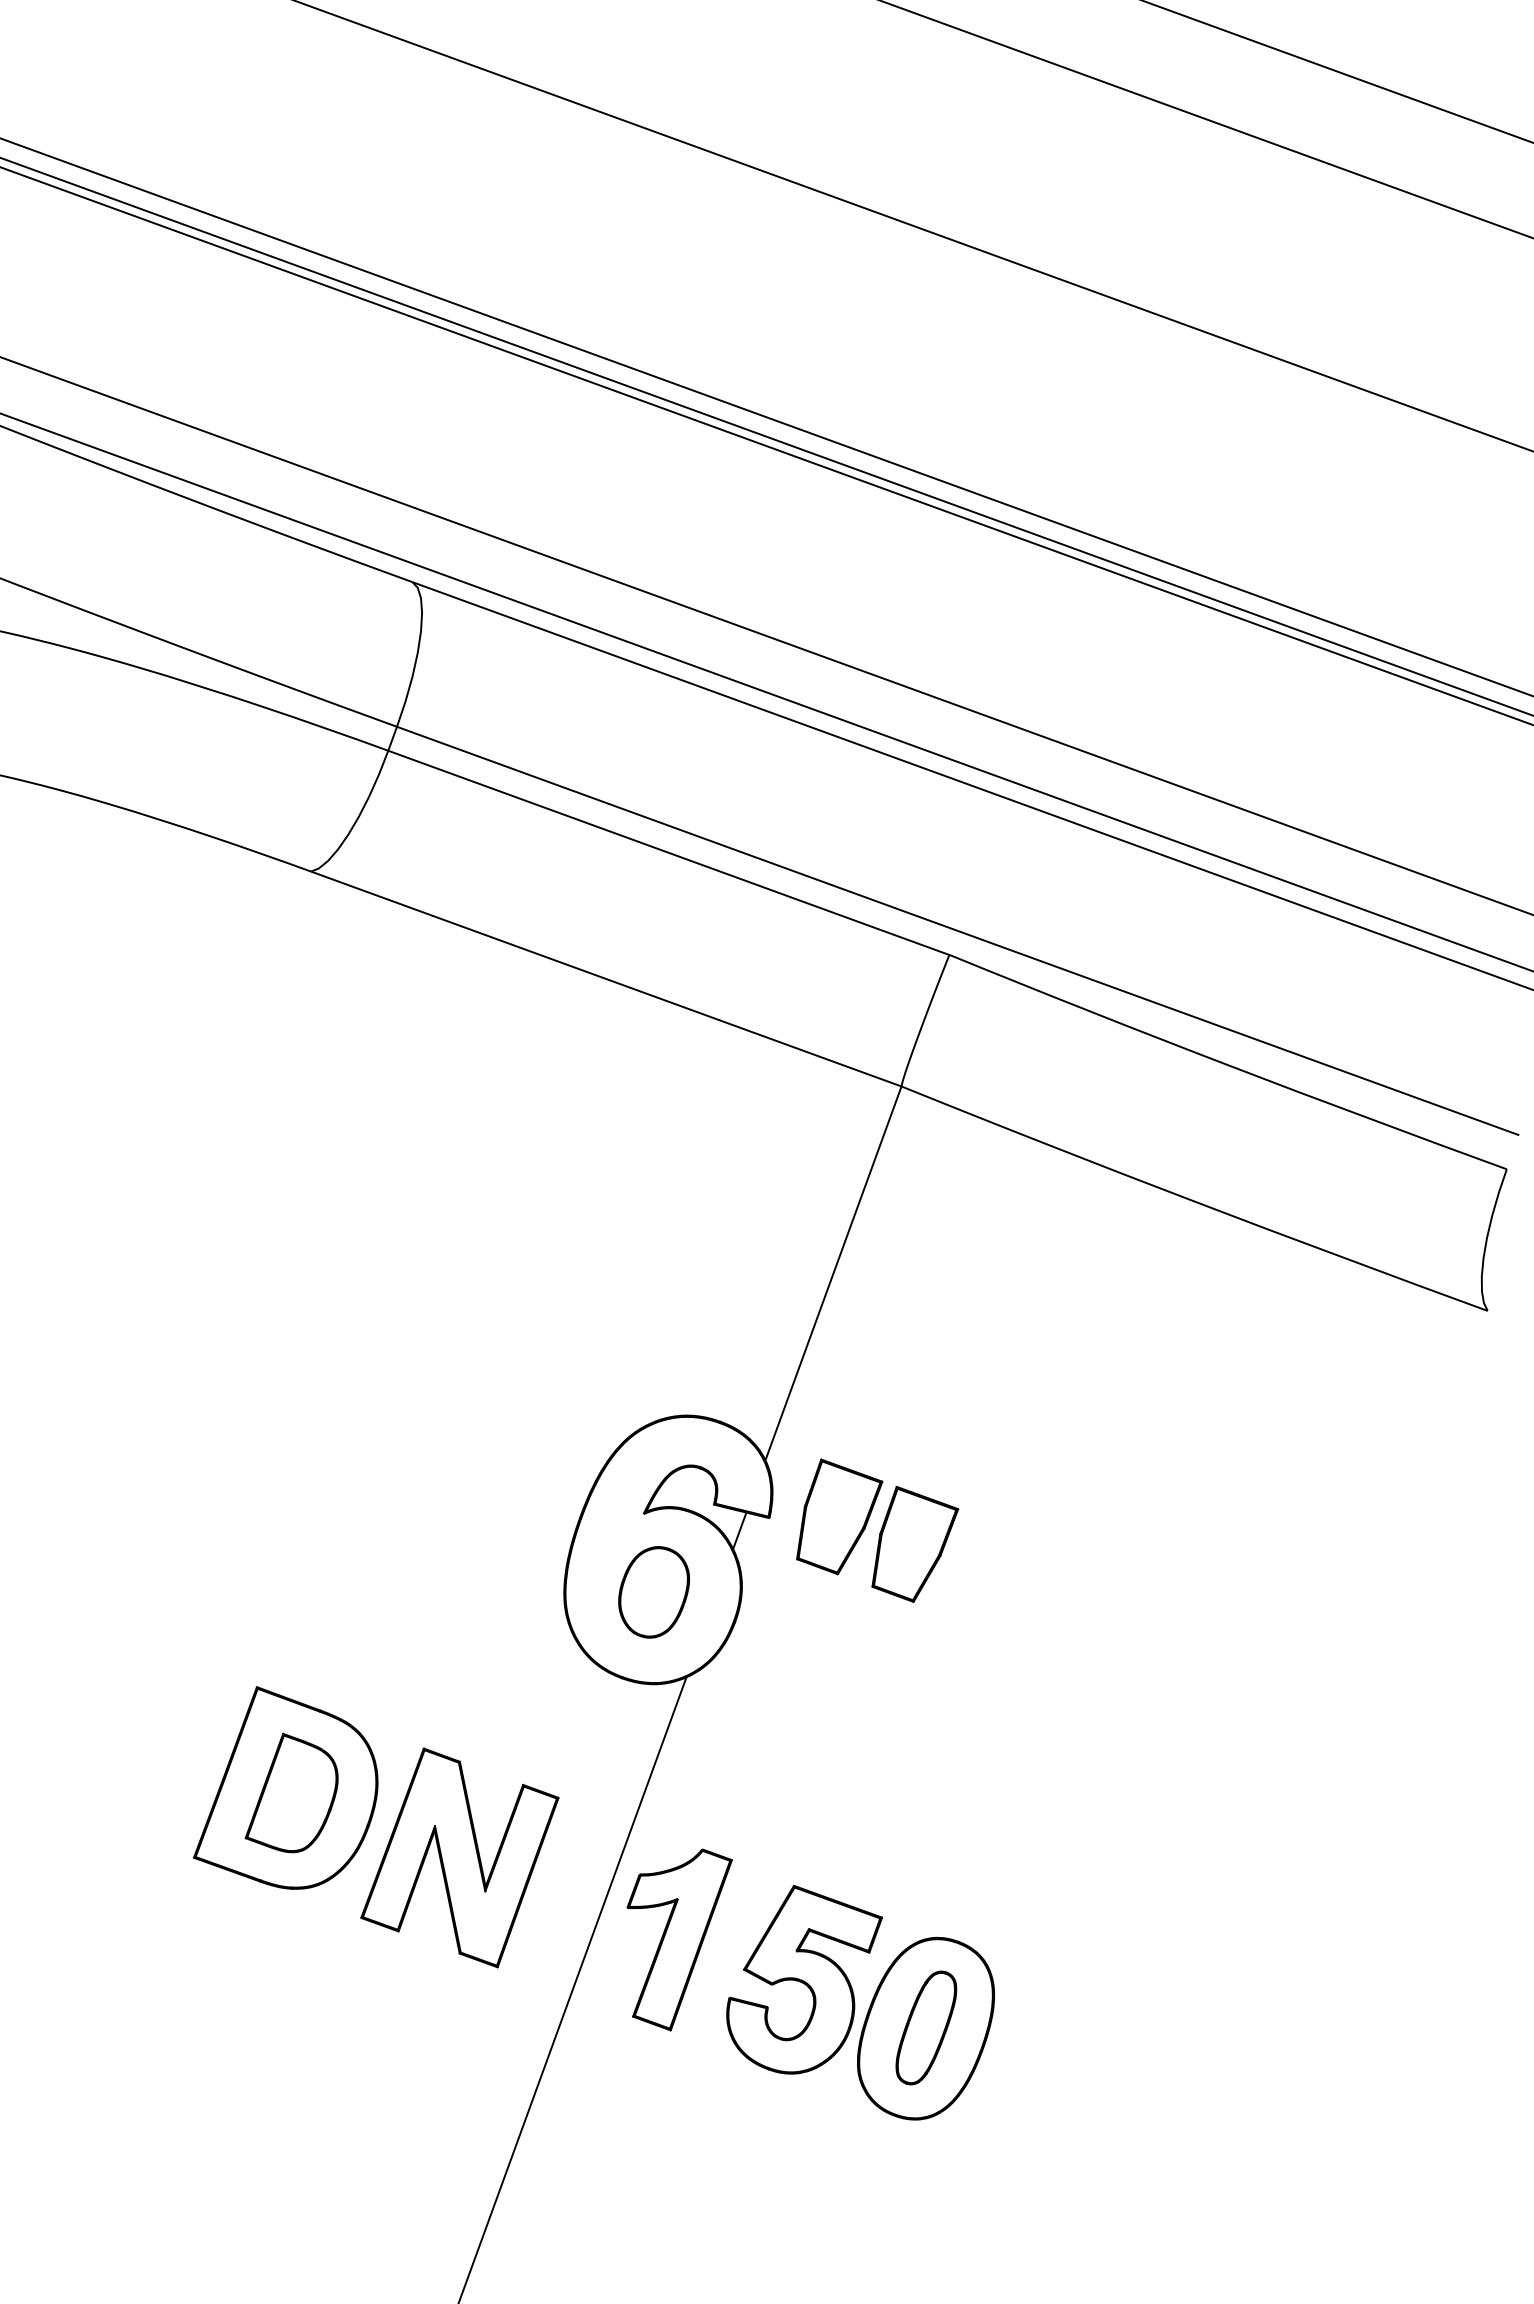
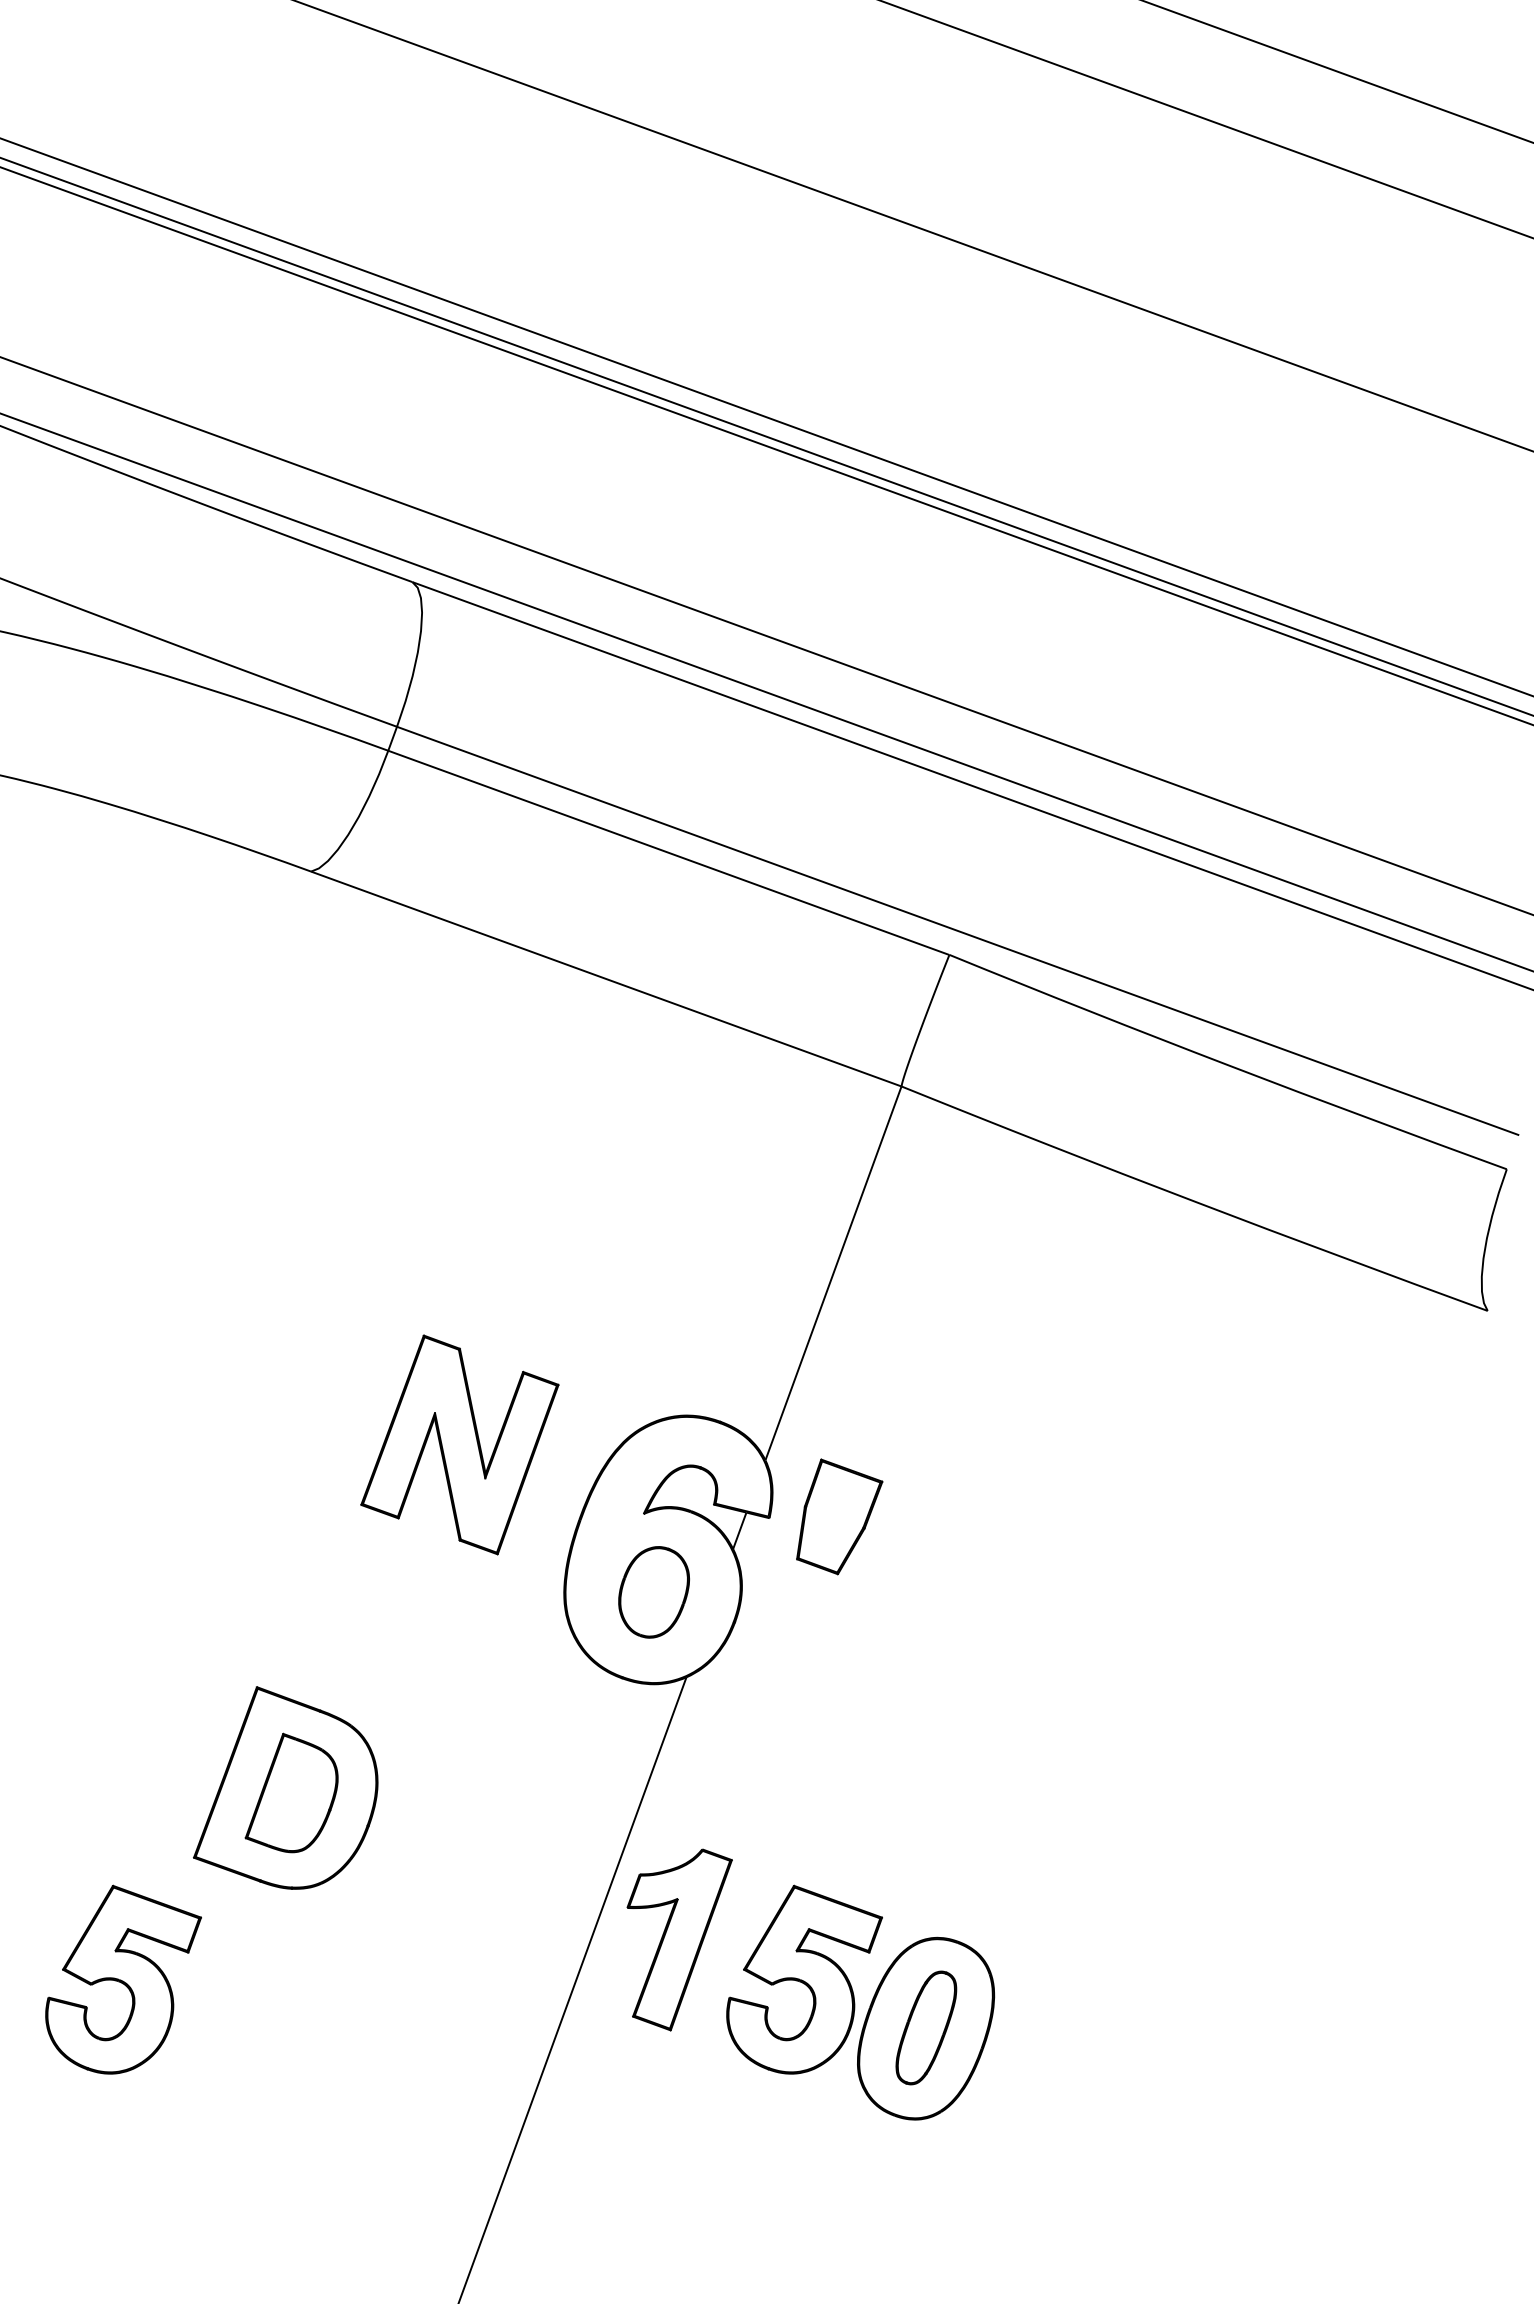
part: present -> none (915, 1544)
part position: (459, 1857) -> (459, 1444) (459, 1444)
part: none -> present (123, 1979)
